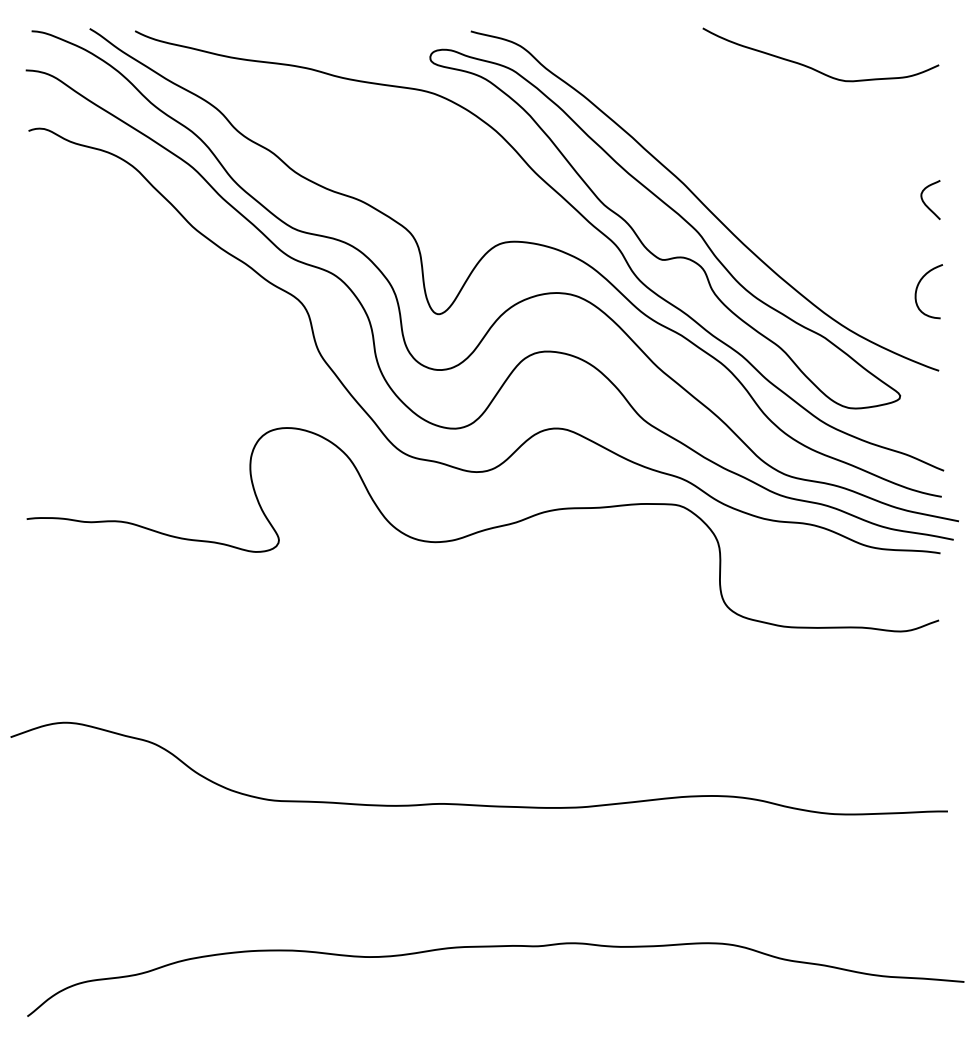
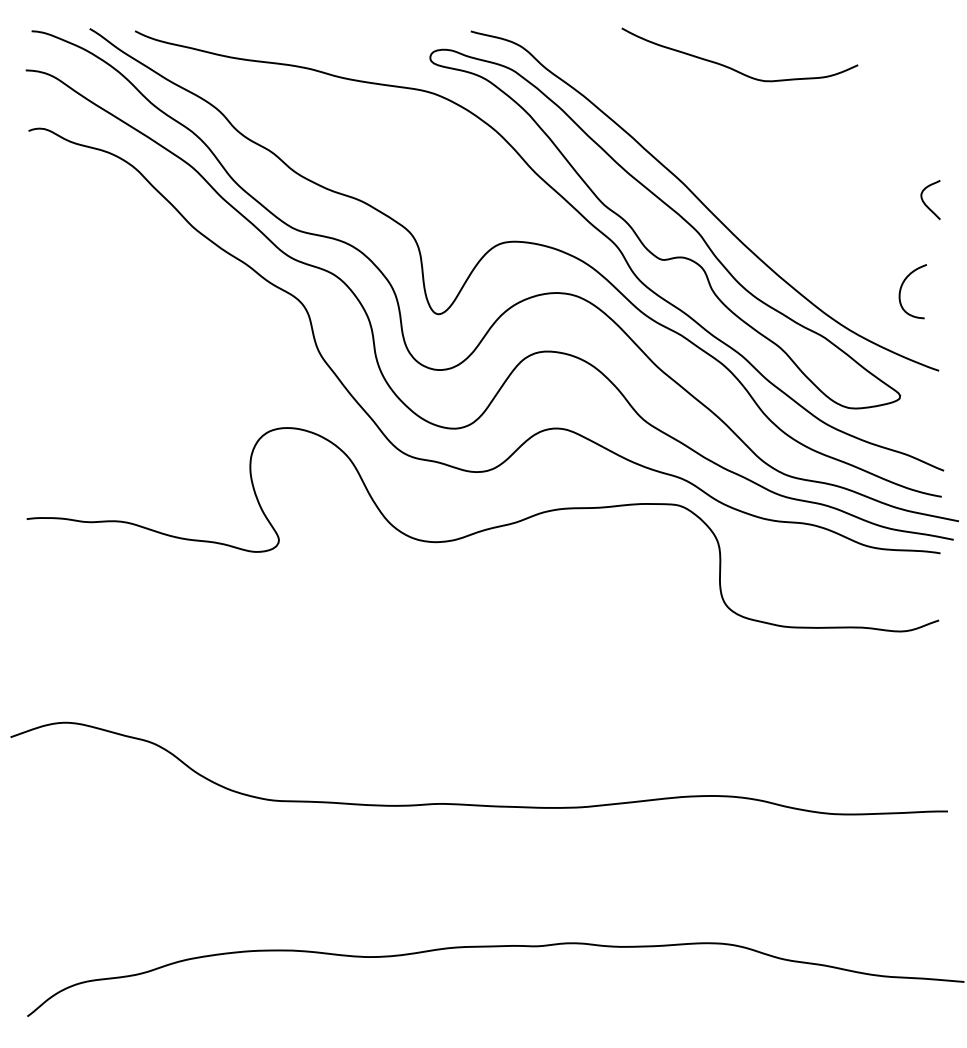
curve position: (814, 68) -> (733, 68) (733, 68)
curve position: (917, 290) -> (901, 290) (901, 290)
